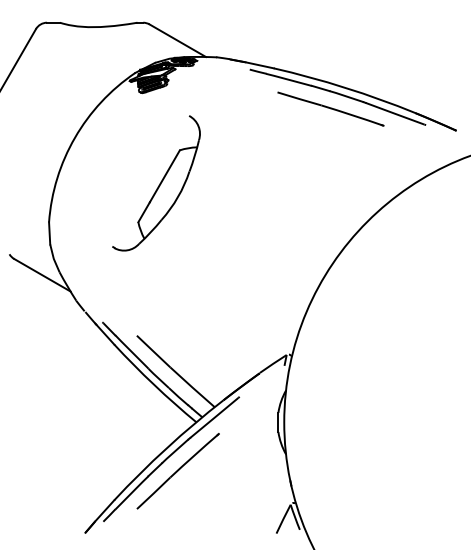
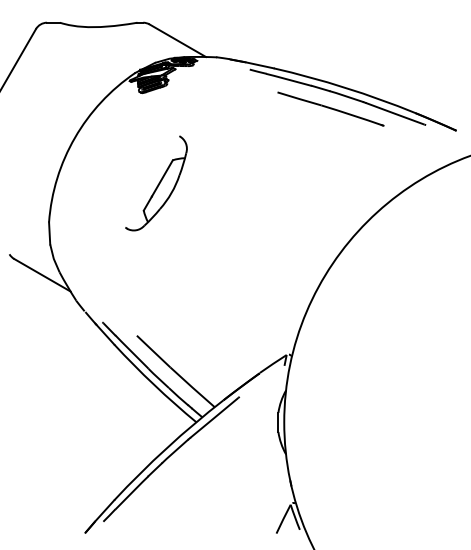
part size: 89x137 px -> 63x97 px (156, 183)
line: present -> none (177, 471)
